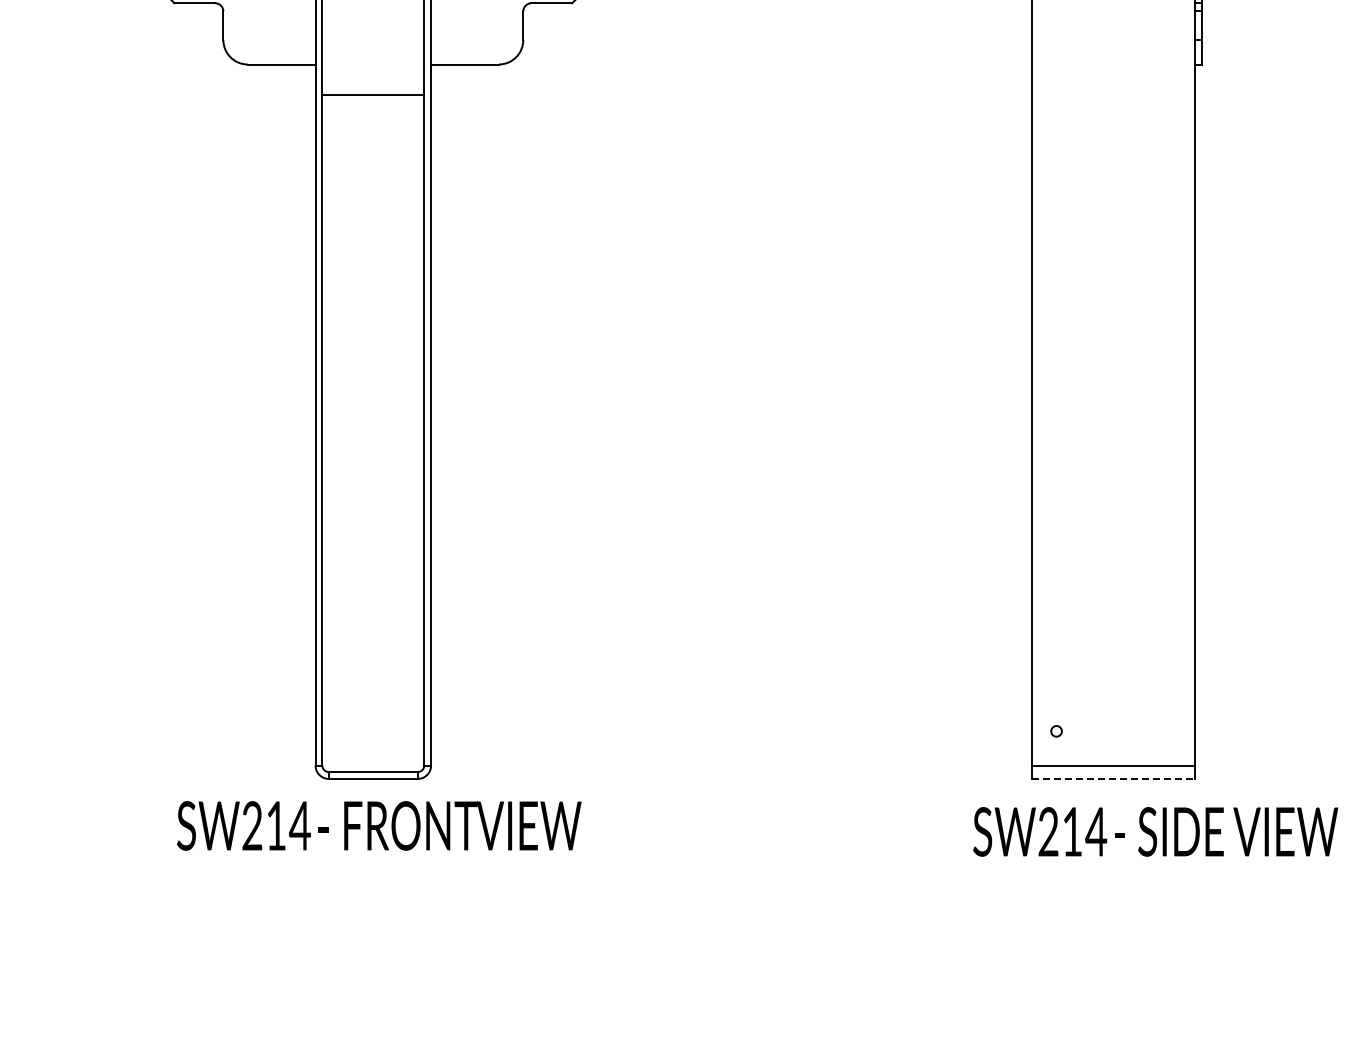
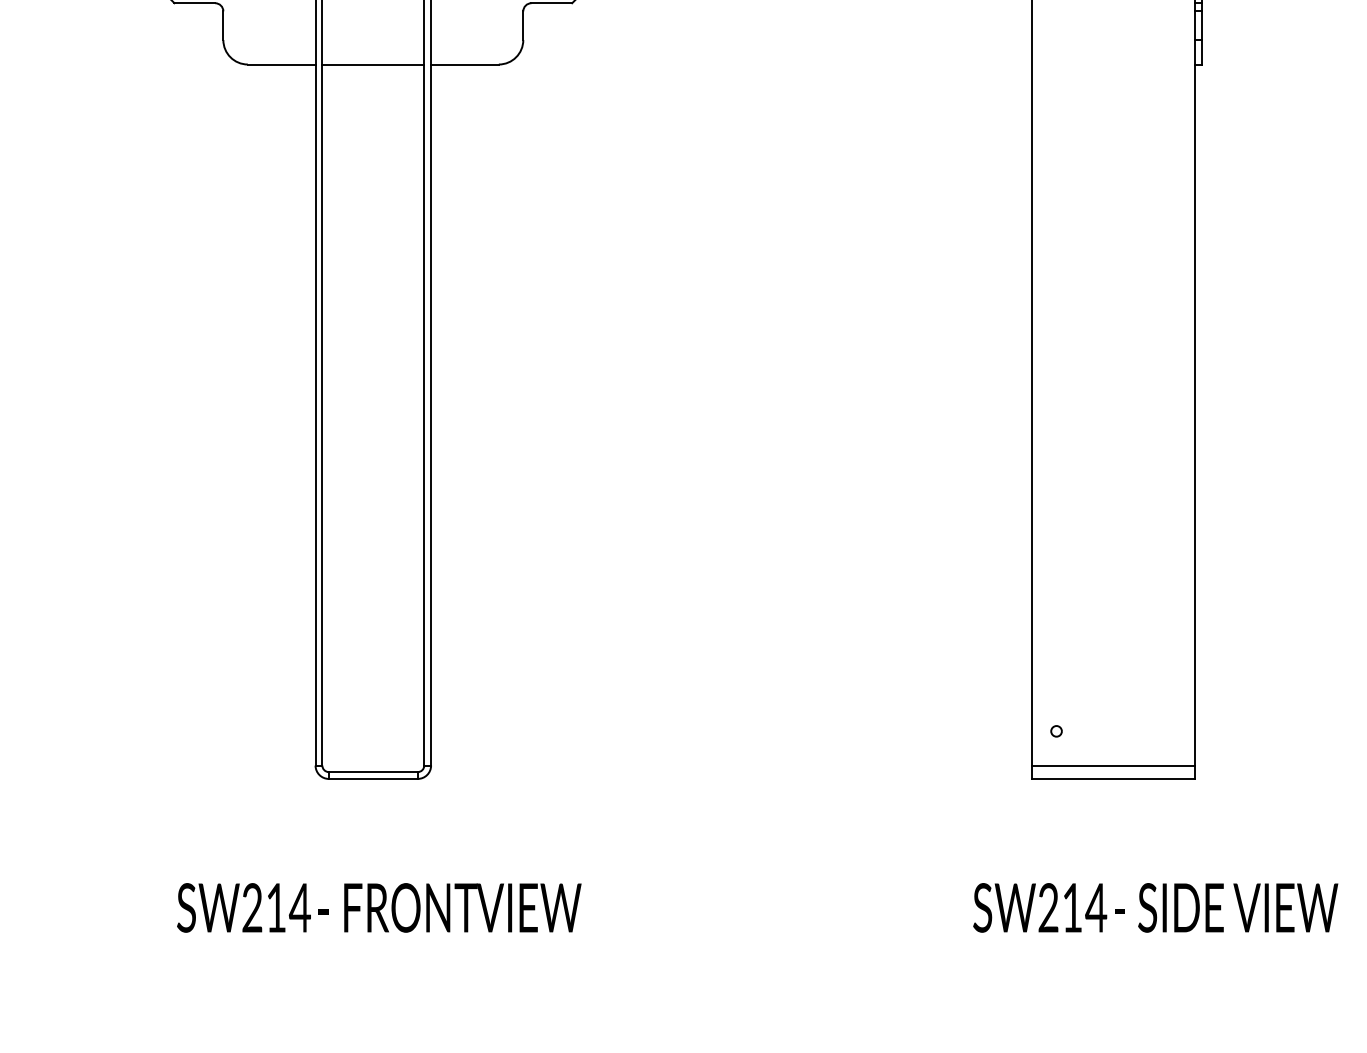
line position: (373, 94) -> (373, 64) (373, 64)
line: dashed -> solid (1114, 778)
text position: (379, 825) -> (379, 907) (379, 907)
text position: (1155, 831) -> (1155, 907) (1155, 907)
